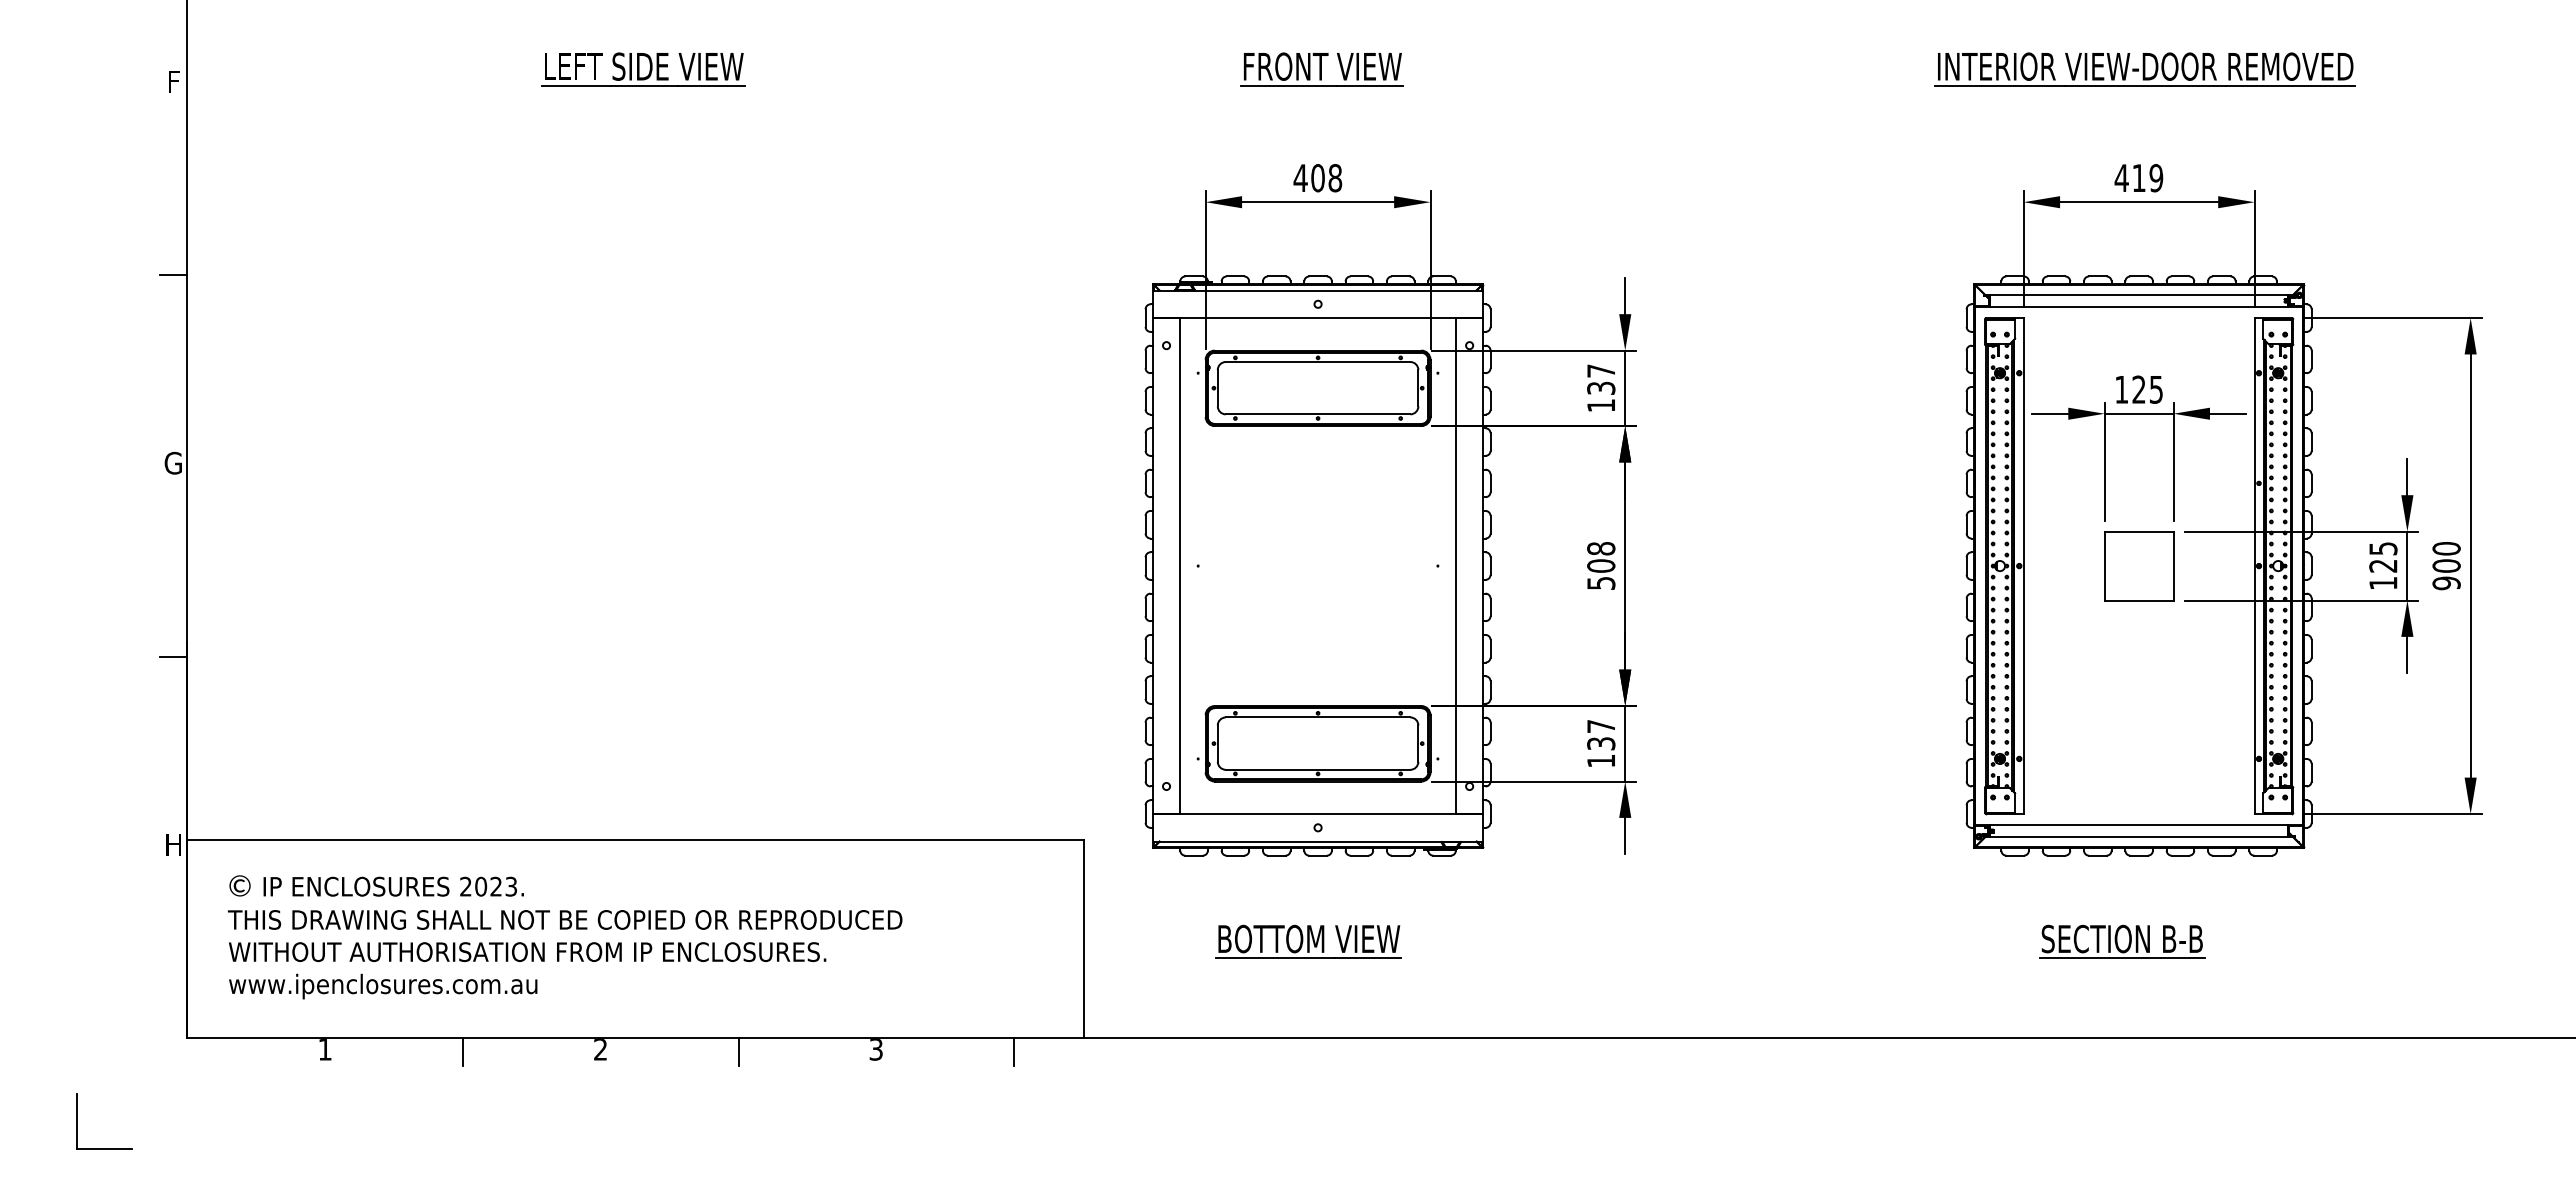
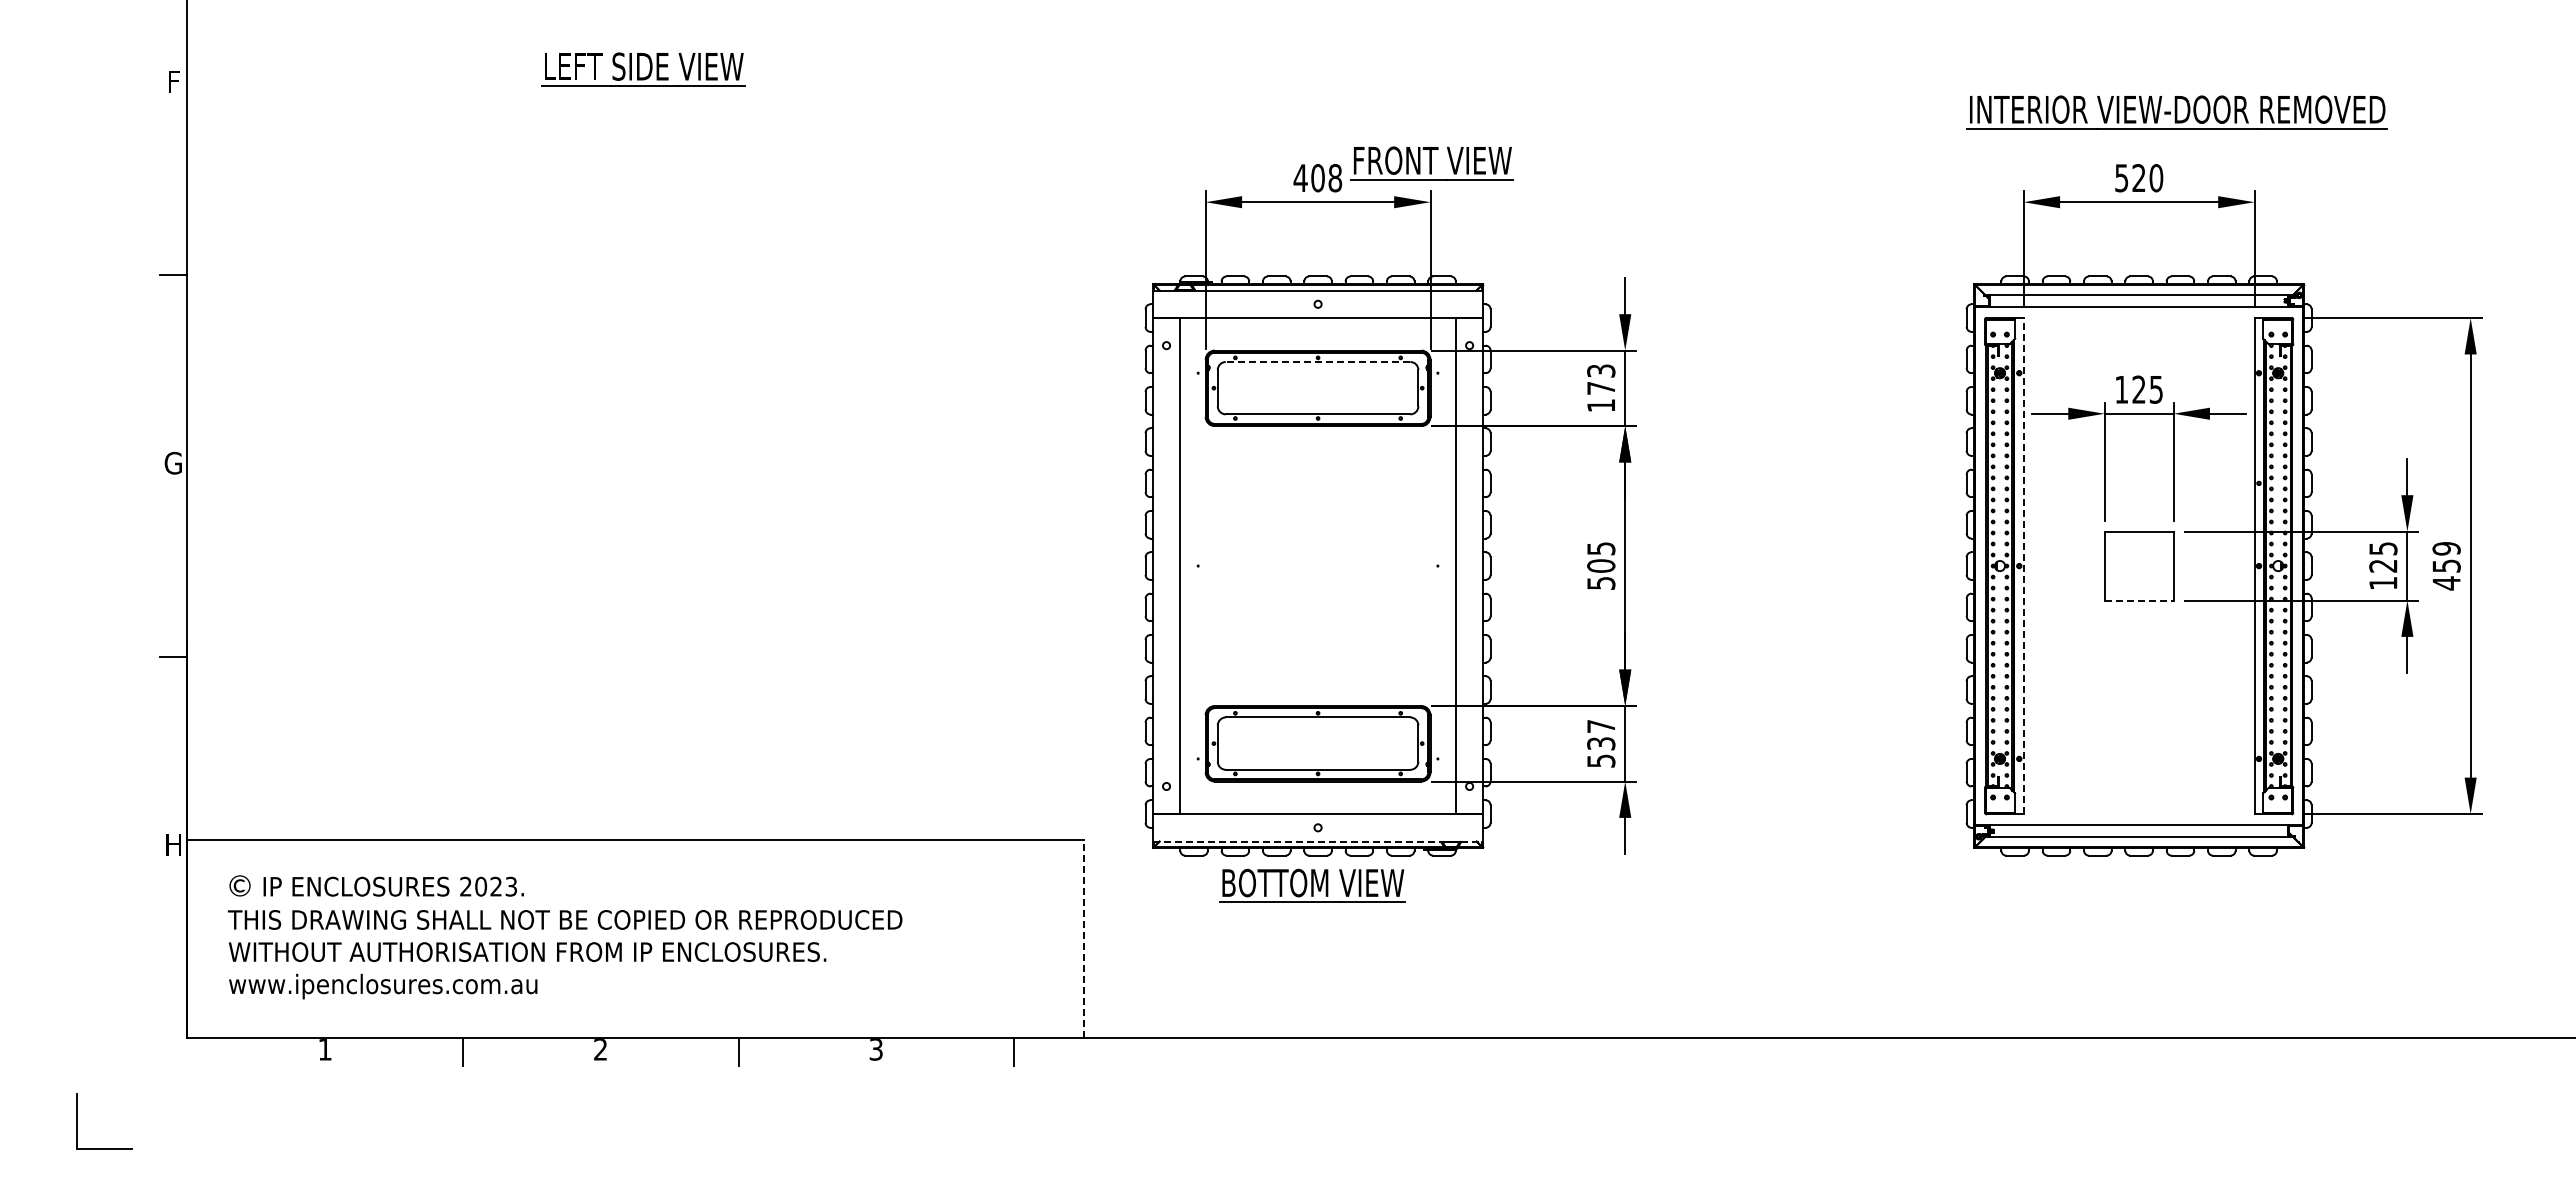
part position: (1321, 69) -> (1431, 163) (1431, 163)
part position: (2144, 69) -> (2176, 112) (2176, 112)
text: 419 -> 520 (2138, 178)
line: solid -> dashed (1317, 362)
text: 137 -> 173 (1601, 379)
text: 508 -> 505 (1601, 548)
line: solid -> dashed (2023, 566)
text: 900 -> 459 (2446, 566)
line: solid -> dashed (2139, 600)
text: 137 -> 537 (1601, 760)
line: solid -> dashed (1318, 841)
line: solid -> dashed (1083, 938)
part position: (1308, 941) -> (1312, 885) (1312, 885)
part: present -> none (2122, 941)
